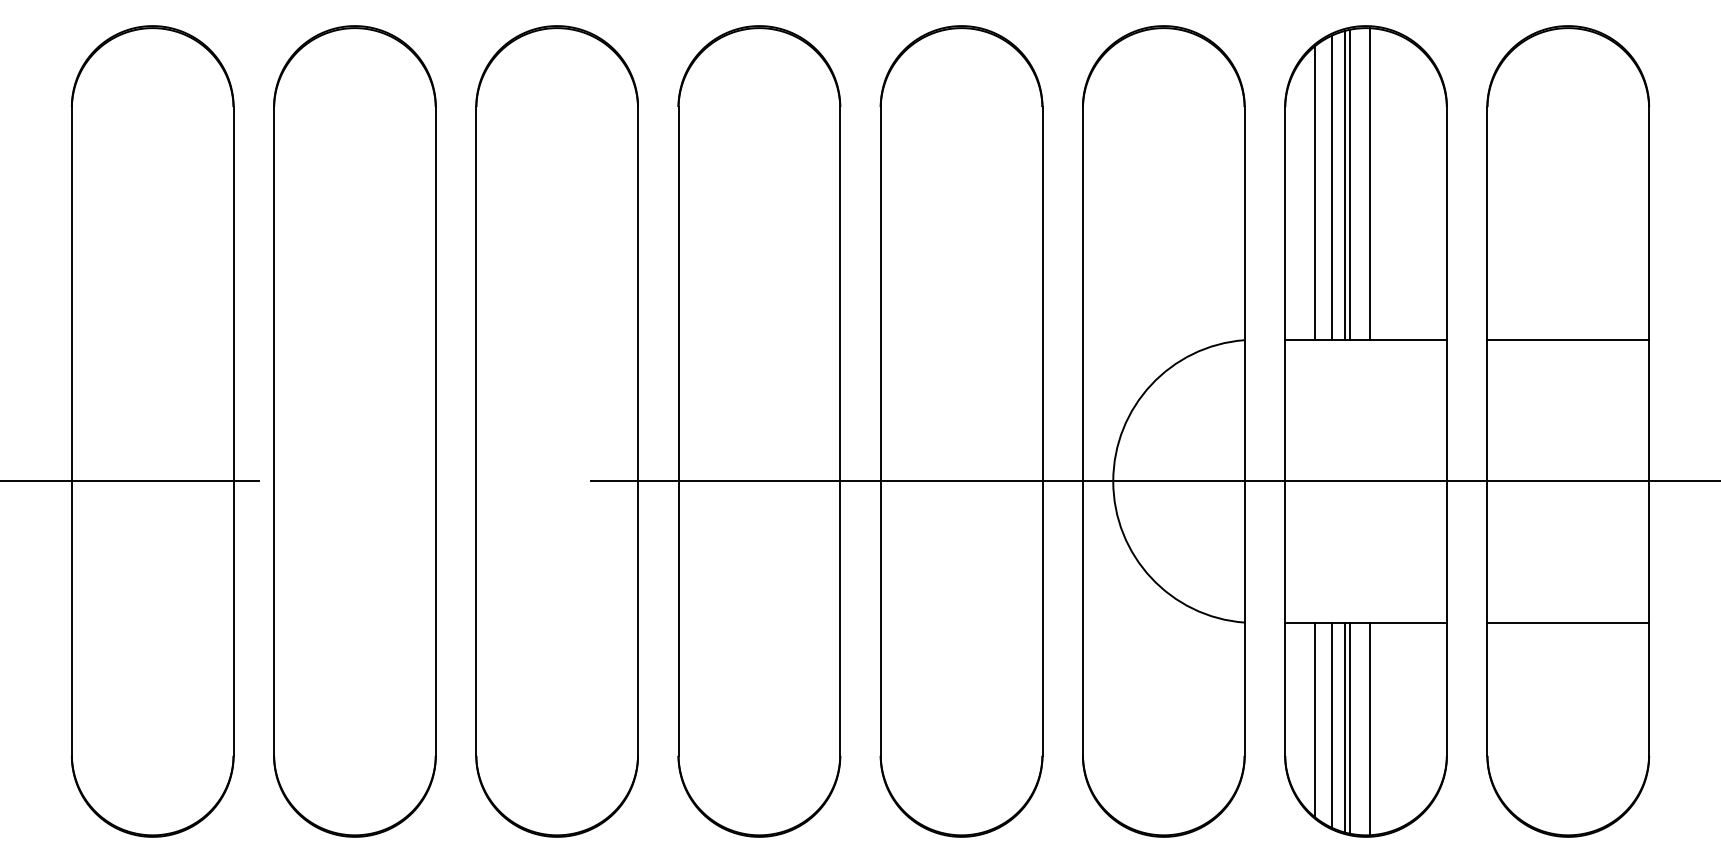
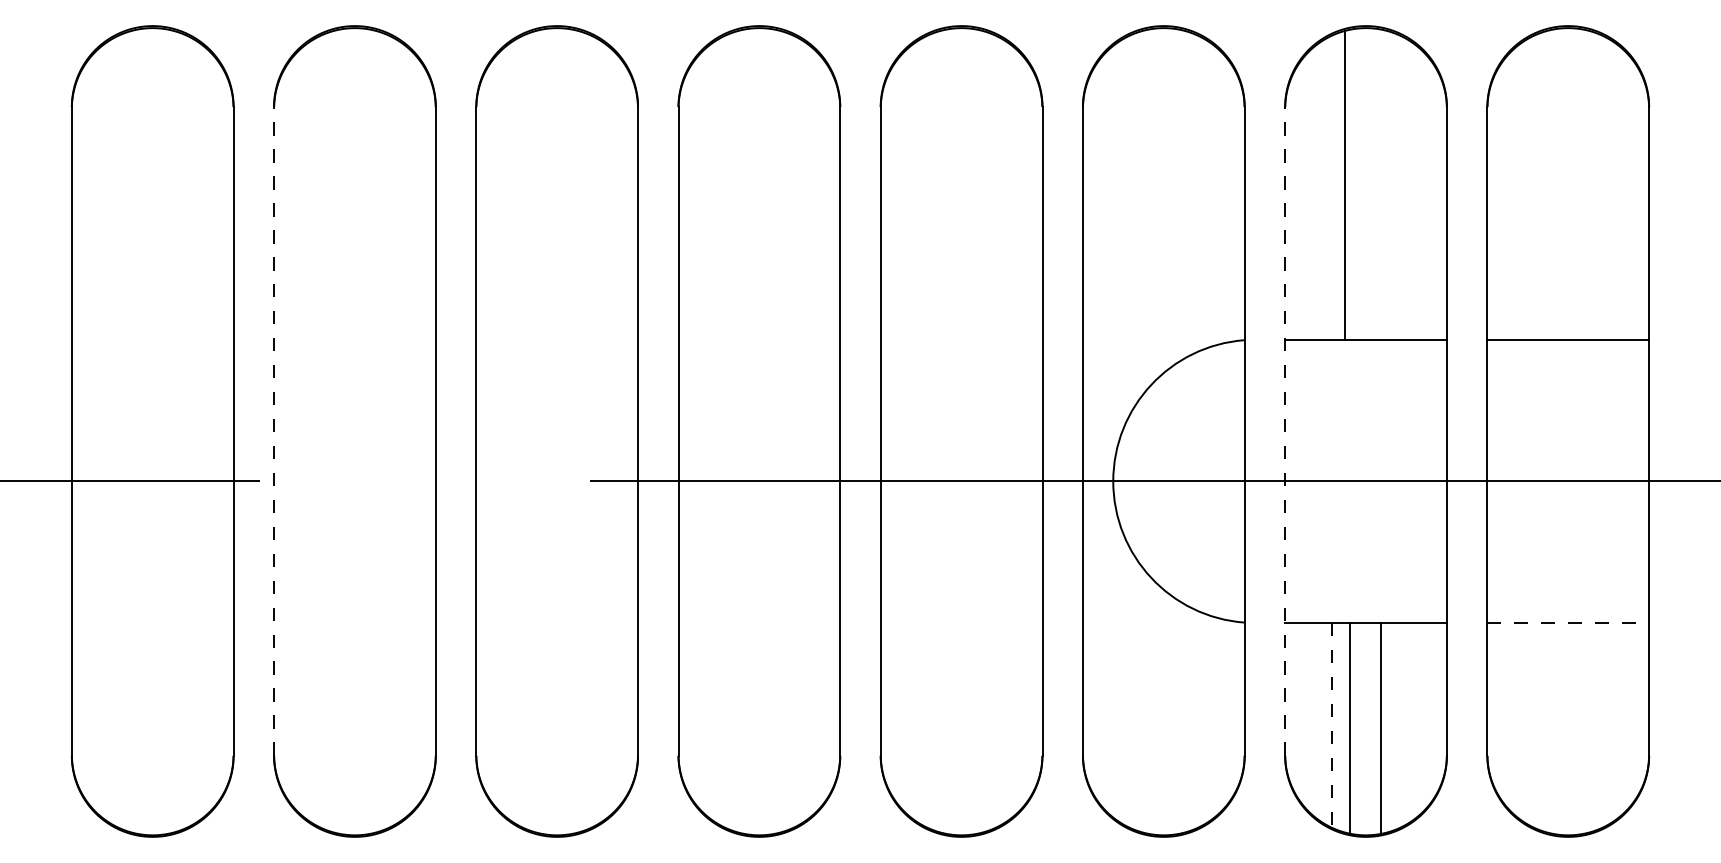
line: present -> none (1370, 183)
line: present -> none (1349, 184)
line: present -> none (1331, 187)
line: present -> none (1315, 192)
line: solid -> dashed (274, 430)
line: solid -> dashed (1285, 430)
line: solid -> dashed (1568, 622)
line: present -> none (1315, 719)
line: solid -> dashed (1331, 725)
line: present -> none (1345, 727)
line position: (1370, 728) -> (1381, 728) (1381, 728)
